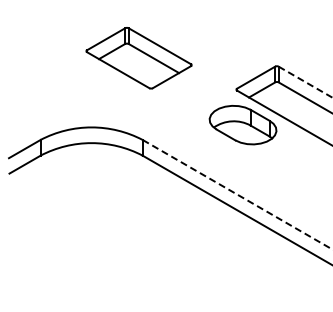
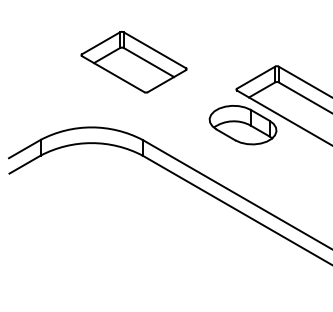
part position: (138, 58) -> (133, 62) (133, 62)
line: dashed -> solid (306, 82)
line: dashed -> solid (237, 194)
